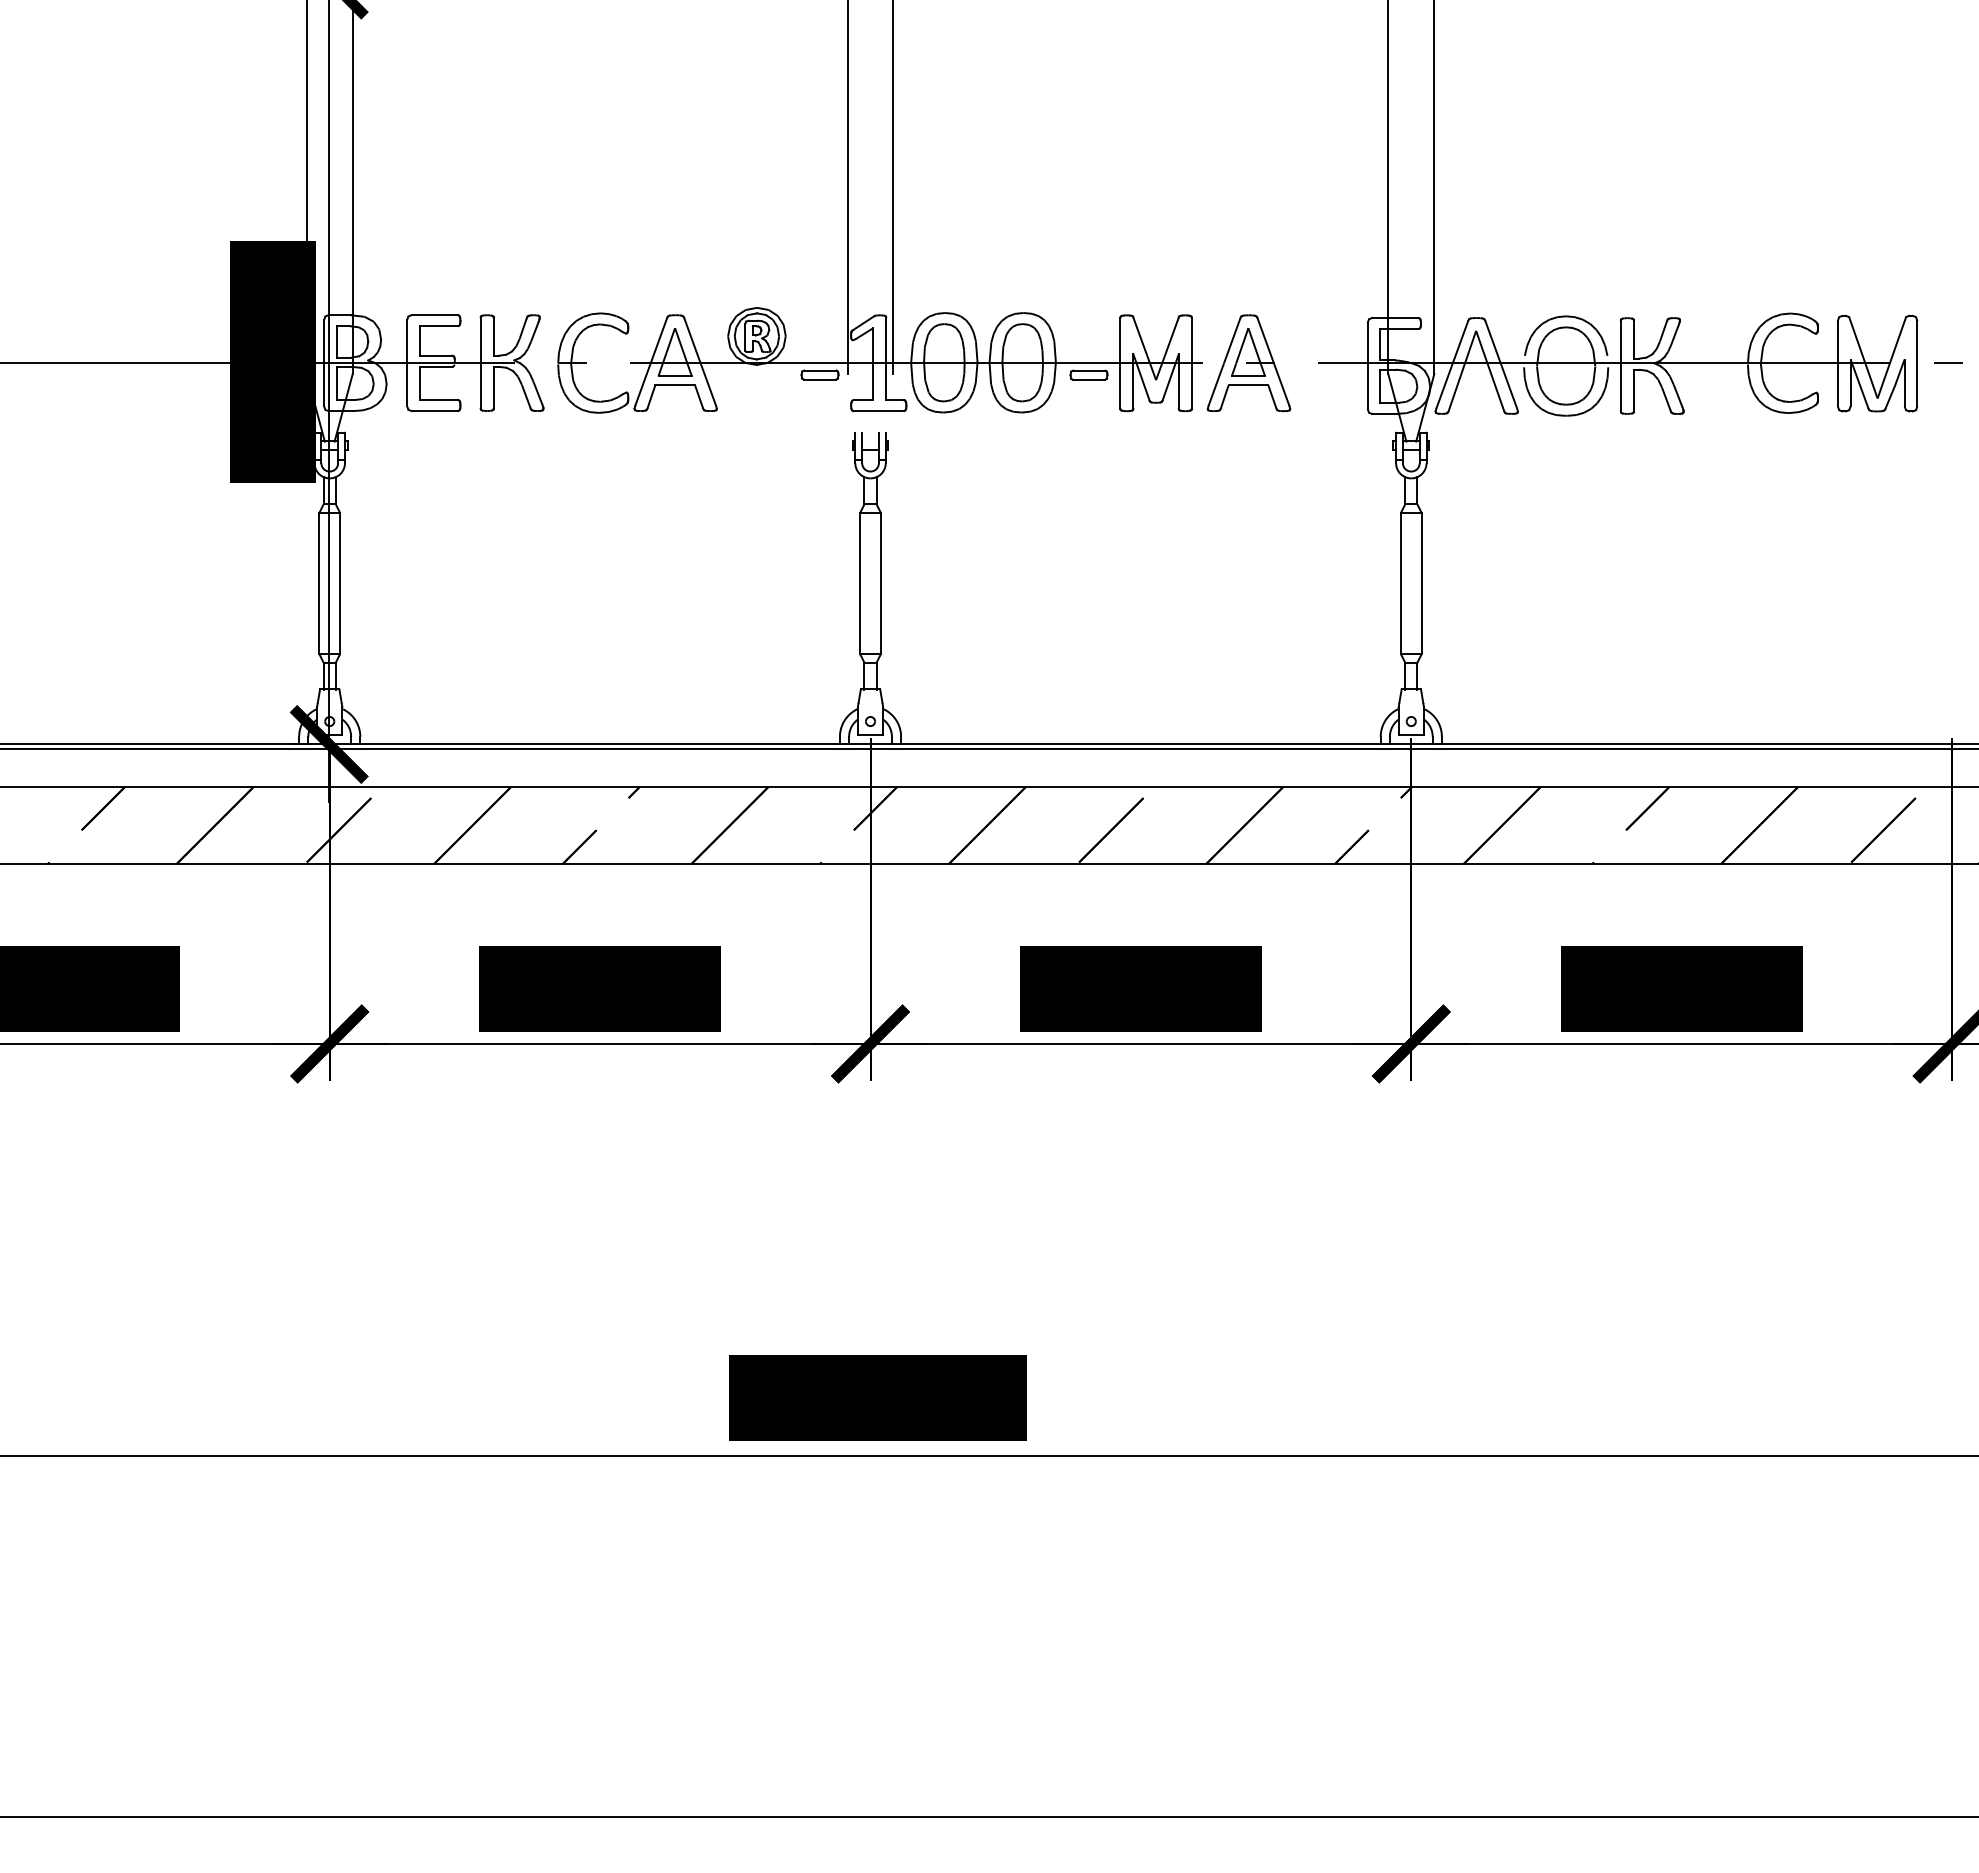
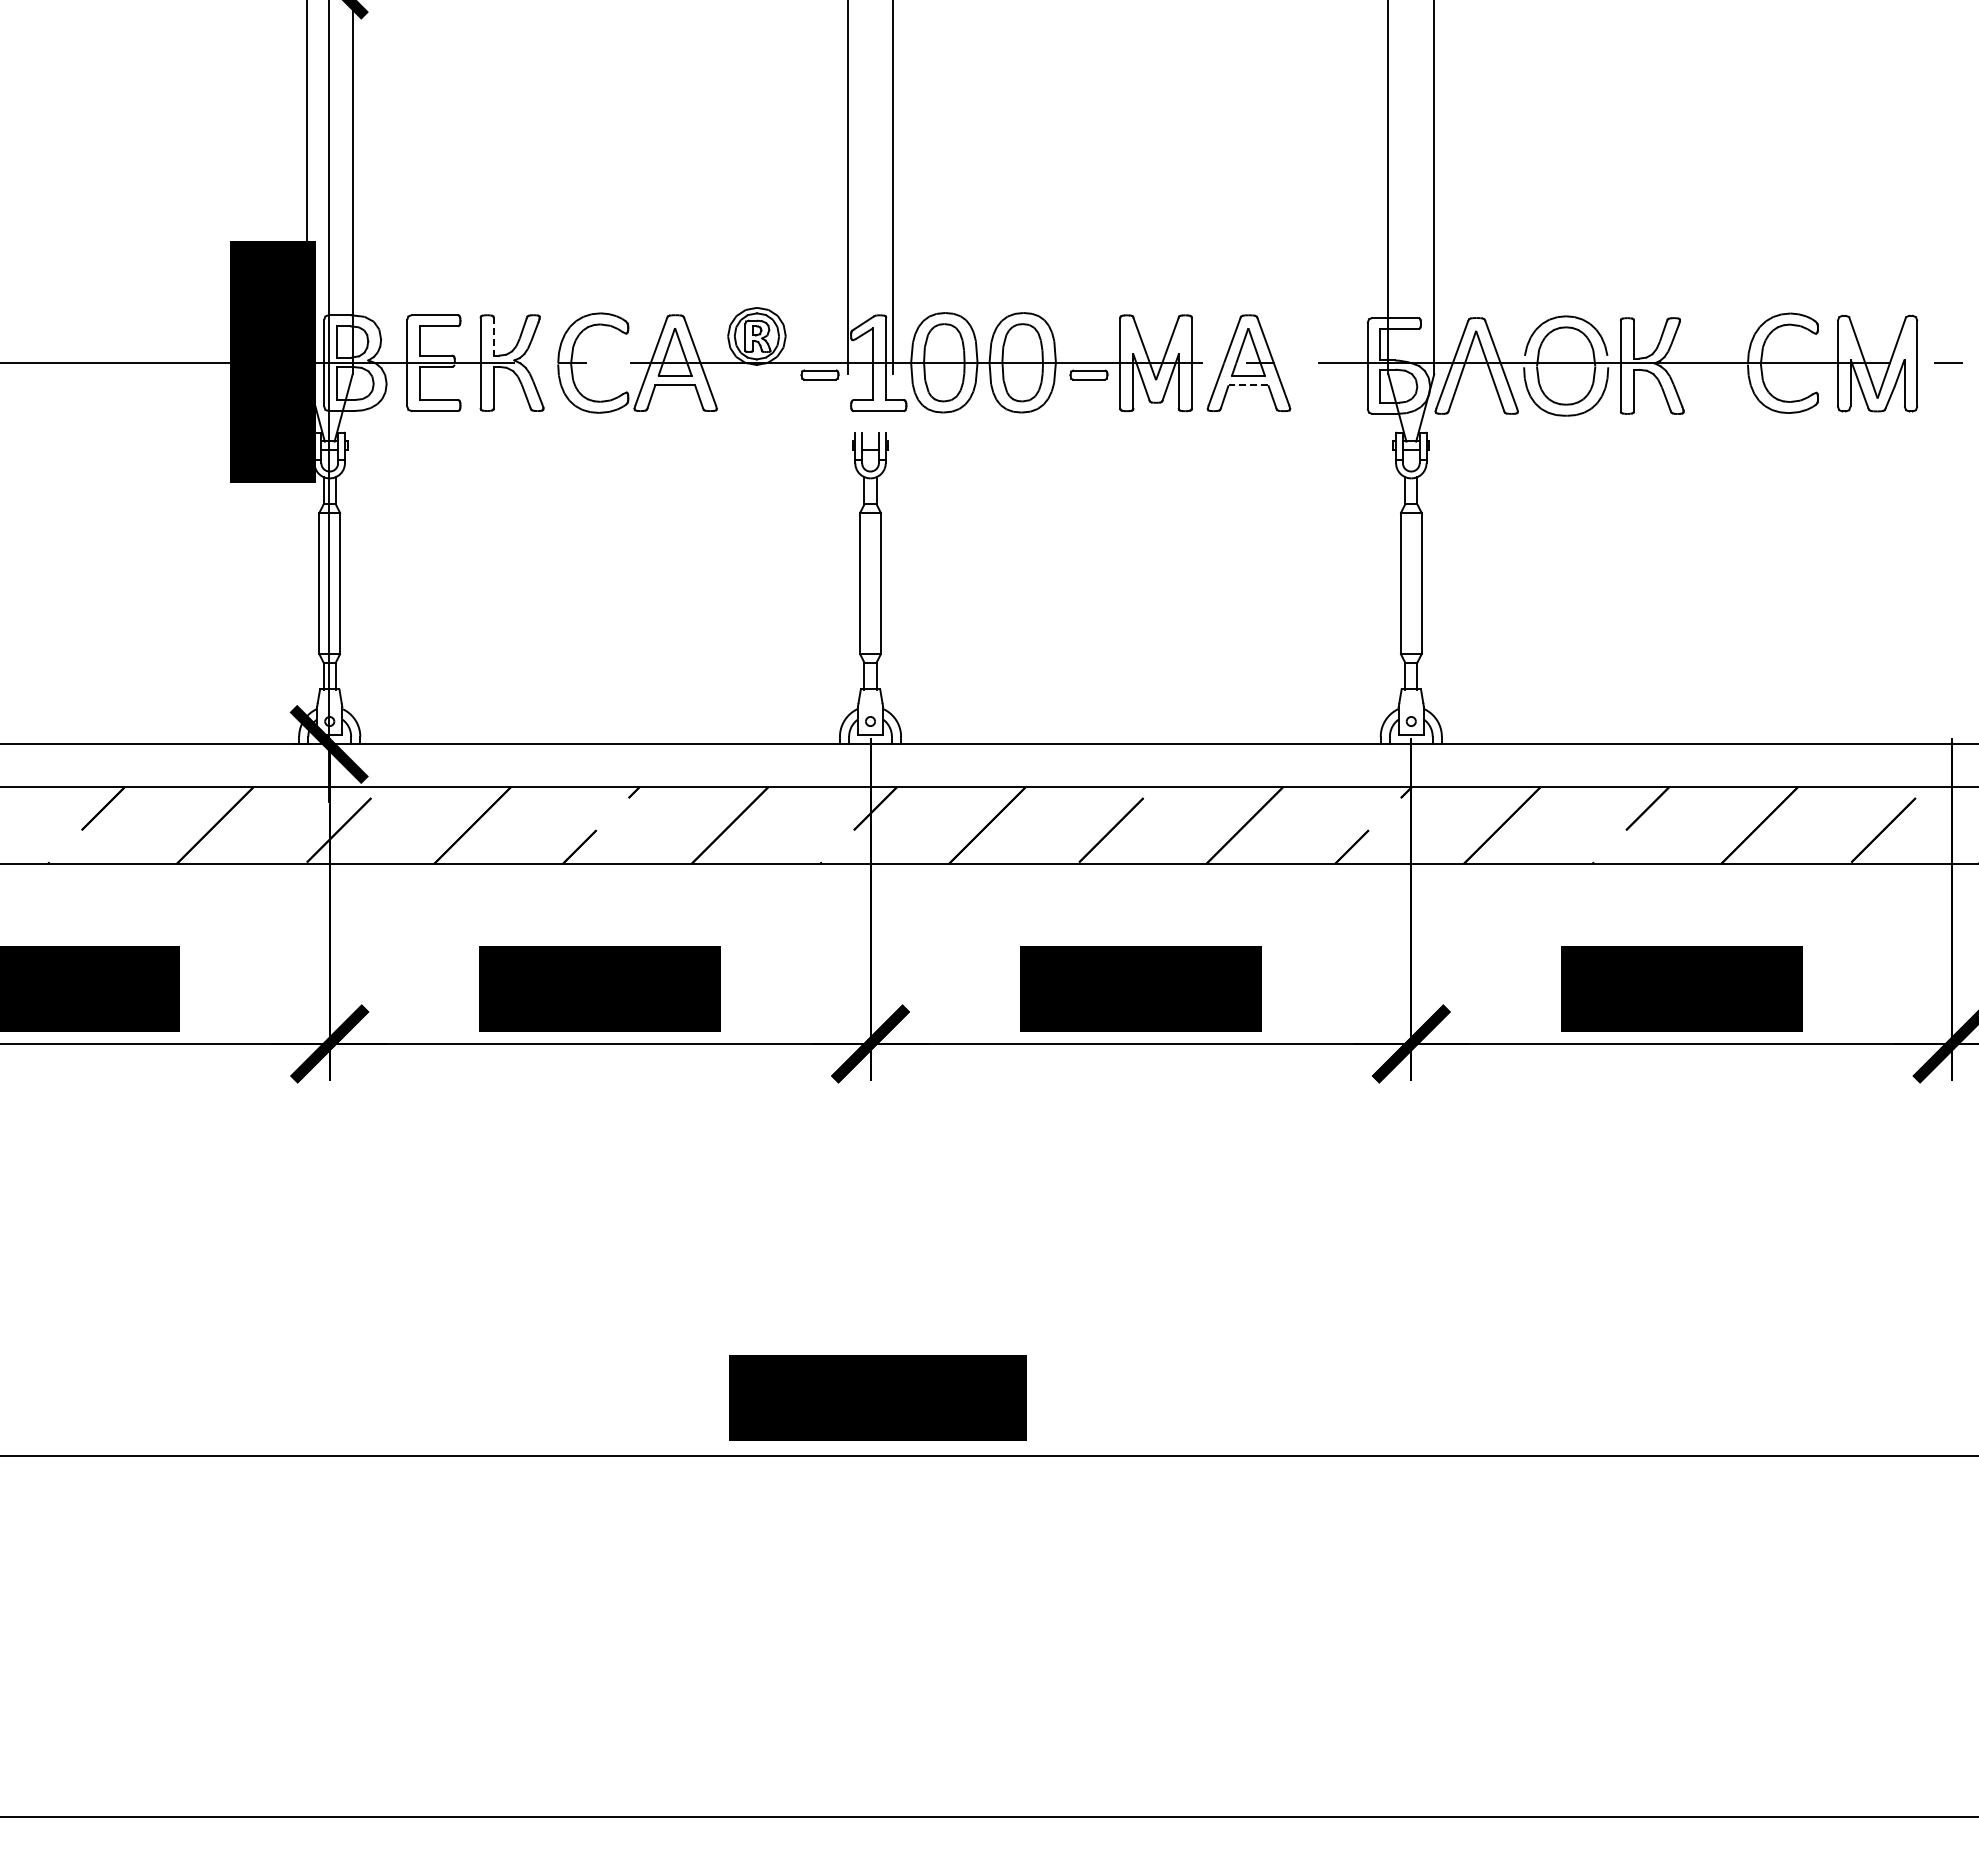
line: solid -> dashed (493, 337)
line: solid -> dashed (1248, 385)
line: present -> none (988, 749)
